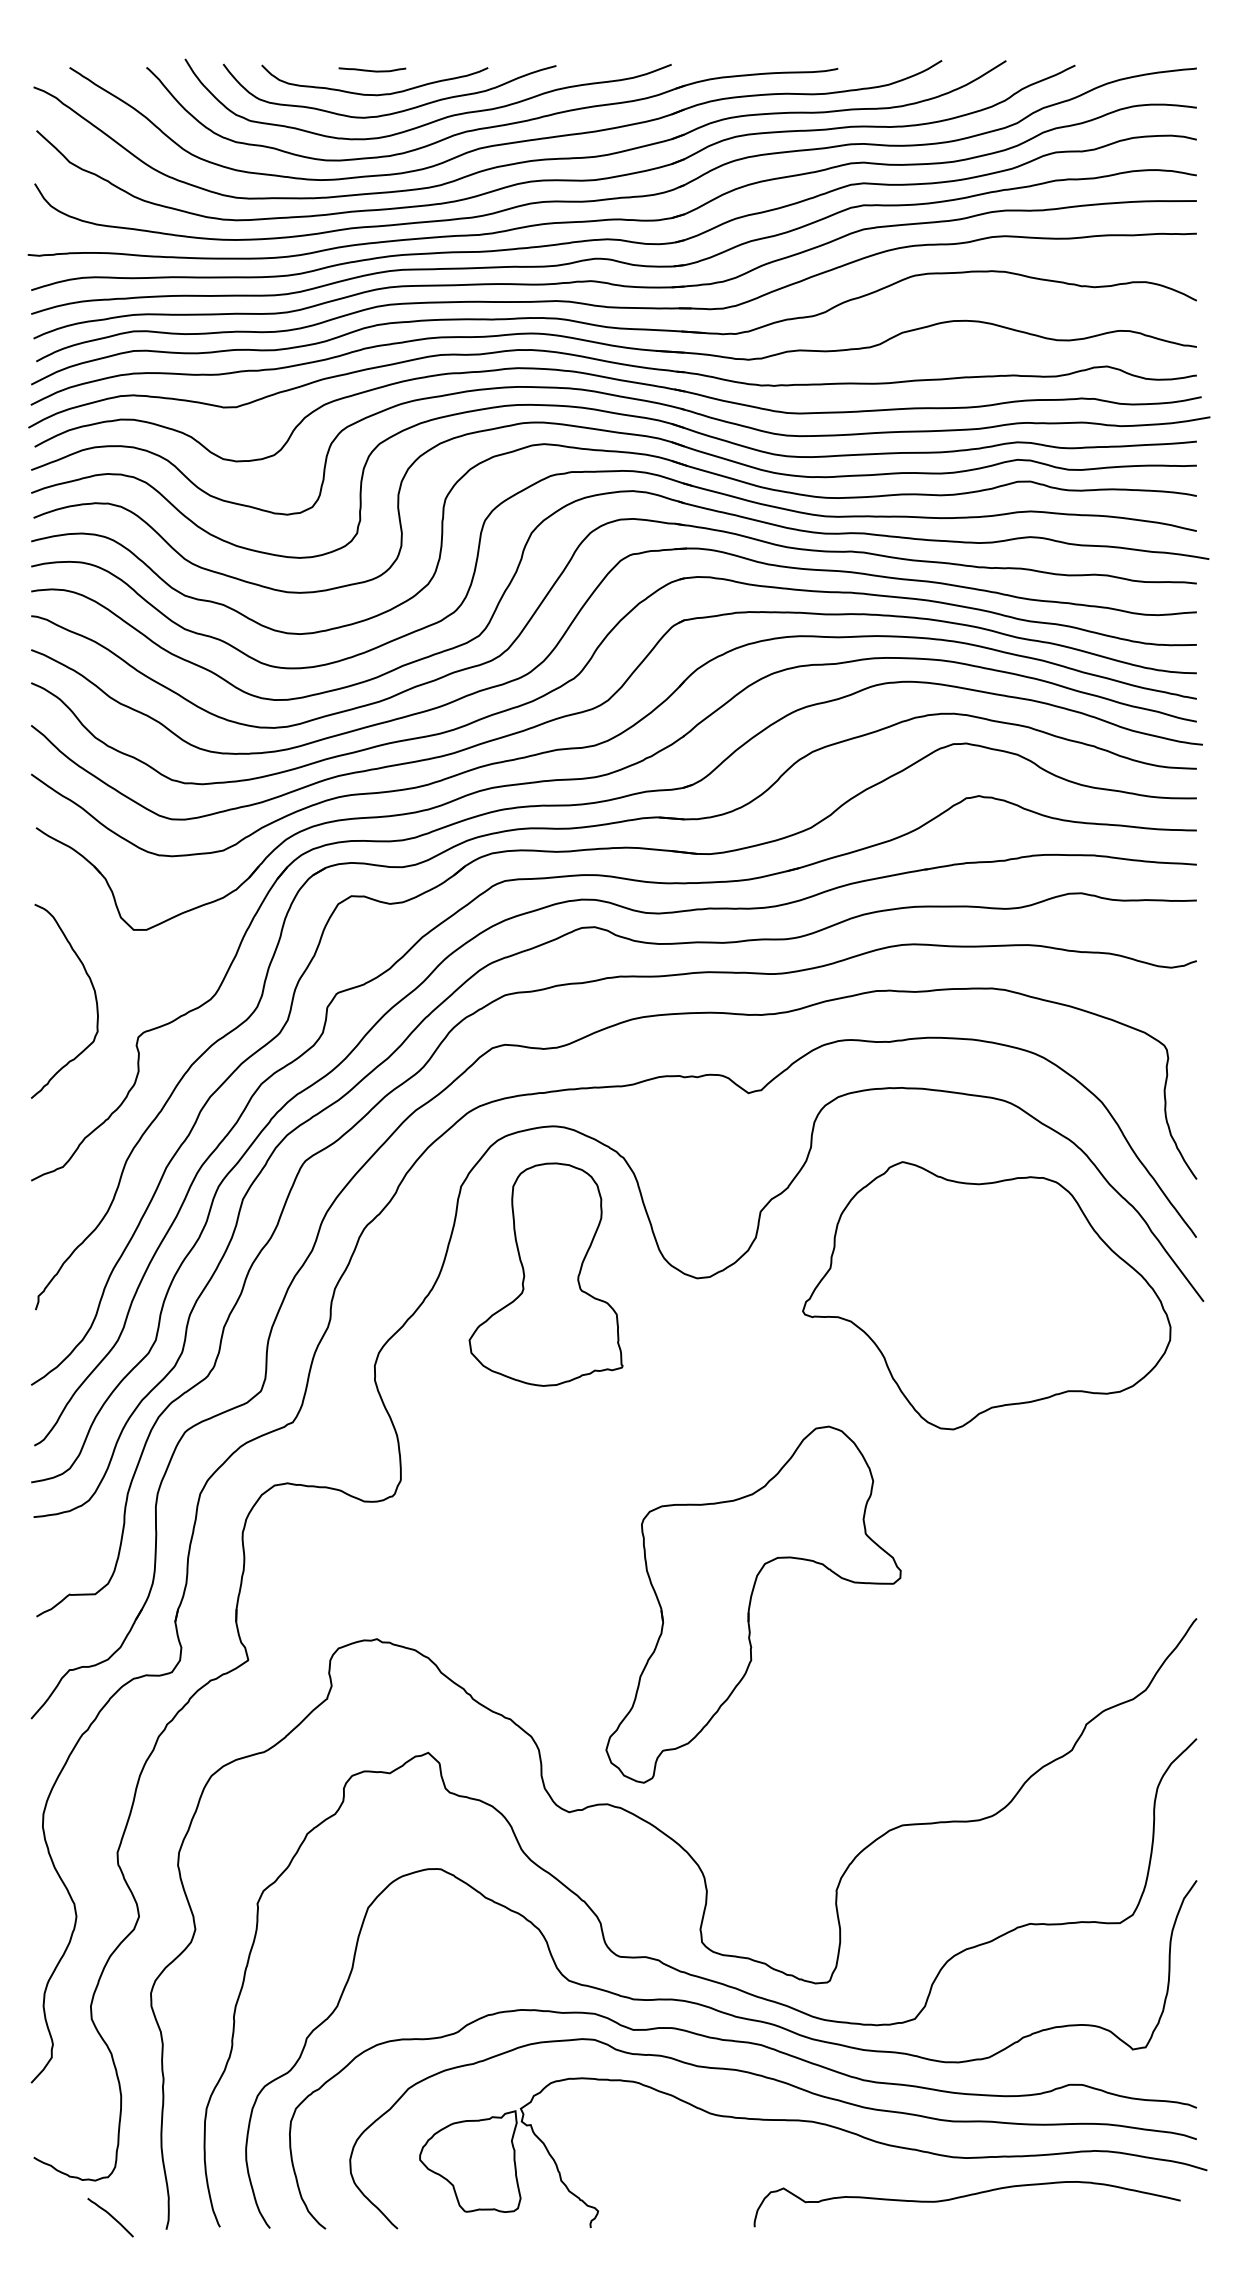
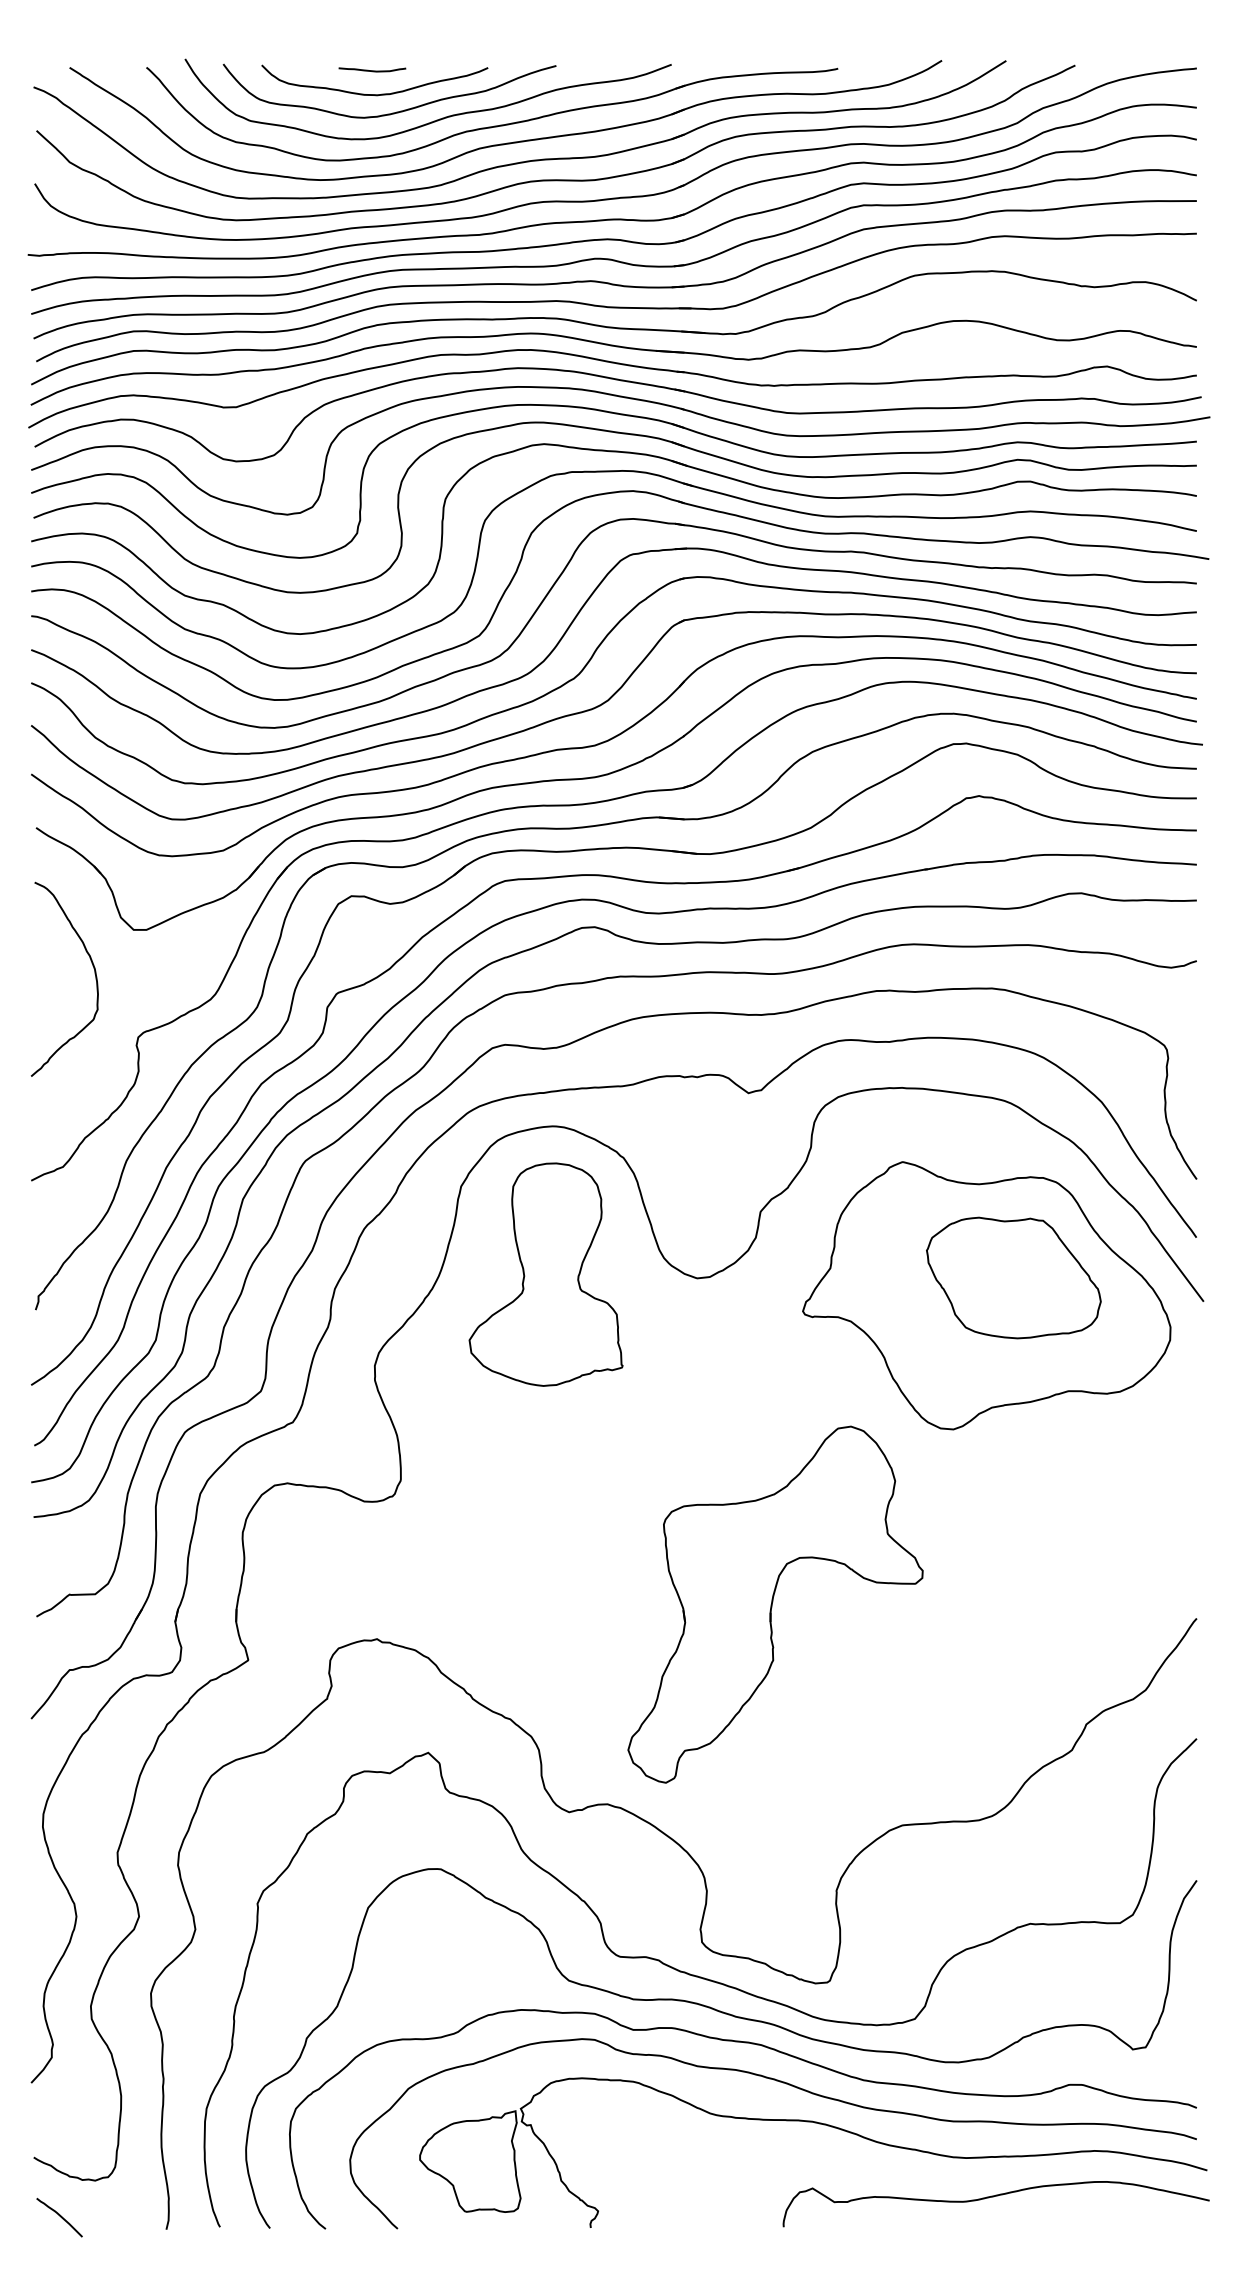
curve position: (94, 996) -> (94, 974) (94, 974)
part: none -> present (1013, 1277)
part position: (753, 1604) -> (775, 1604) (775, 1604)
curve position: (964, 2197) -> (993, 2197) (993, 2197)
curve position: (110, 2216) -> (59, 2216) (59, 2216)
